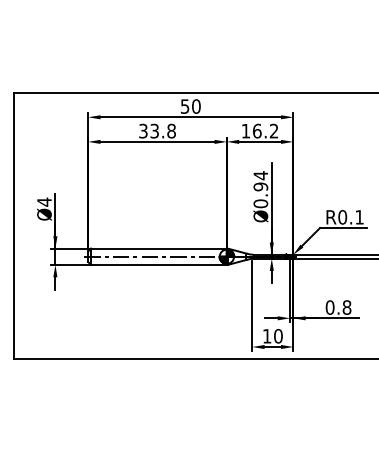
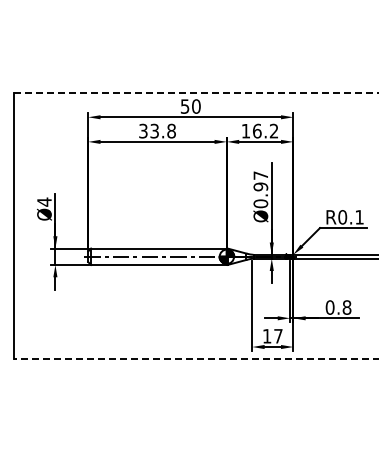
line: solid -> dashed (196, 92)
text: Ø0.94 -> Ø0.97 (260, 175)
text: 10 -> 17 (278, 335)
line: solid -> dashed (195, 359)
